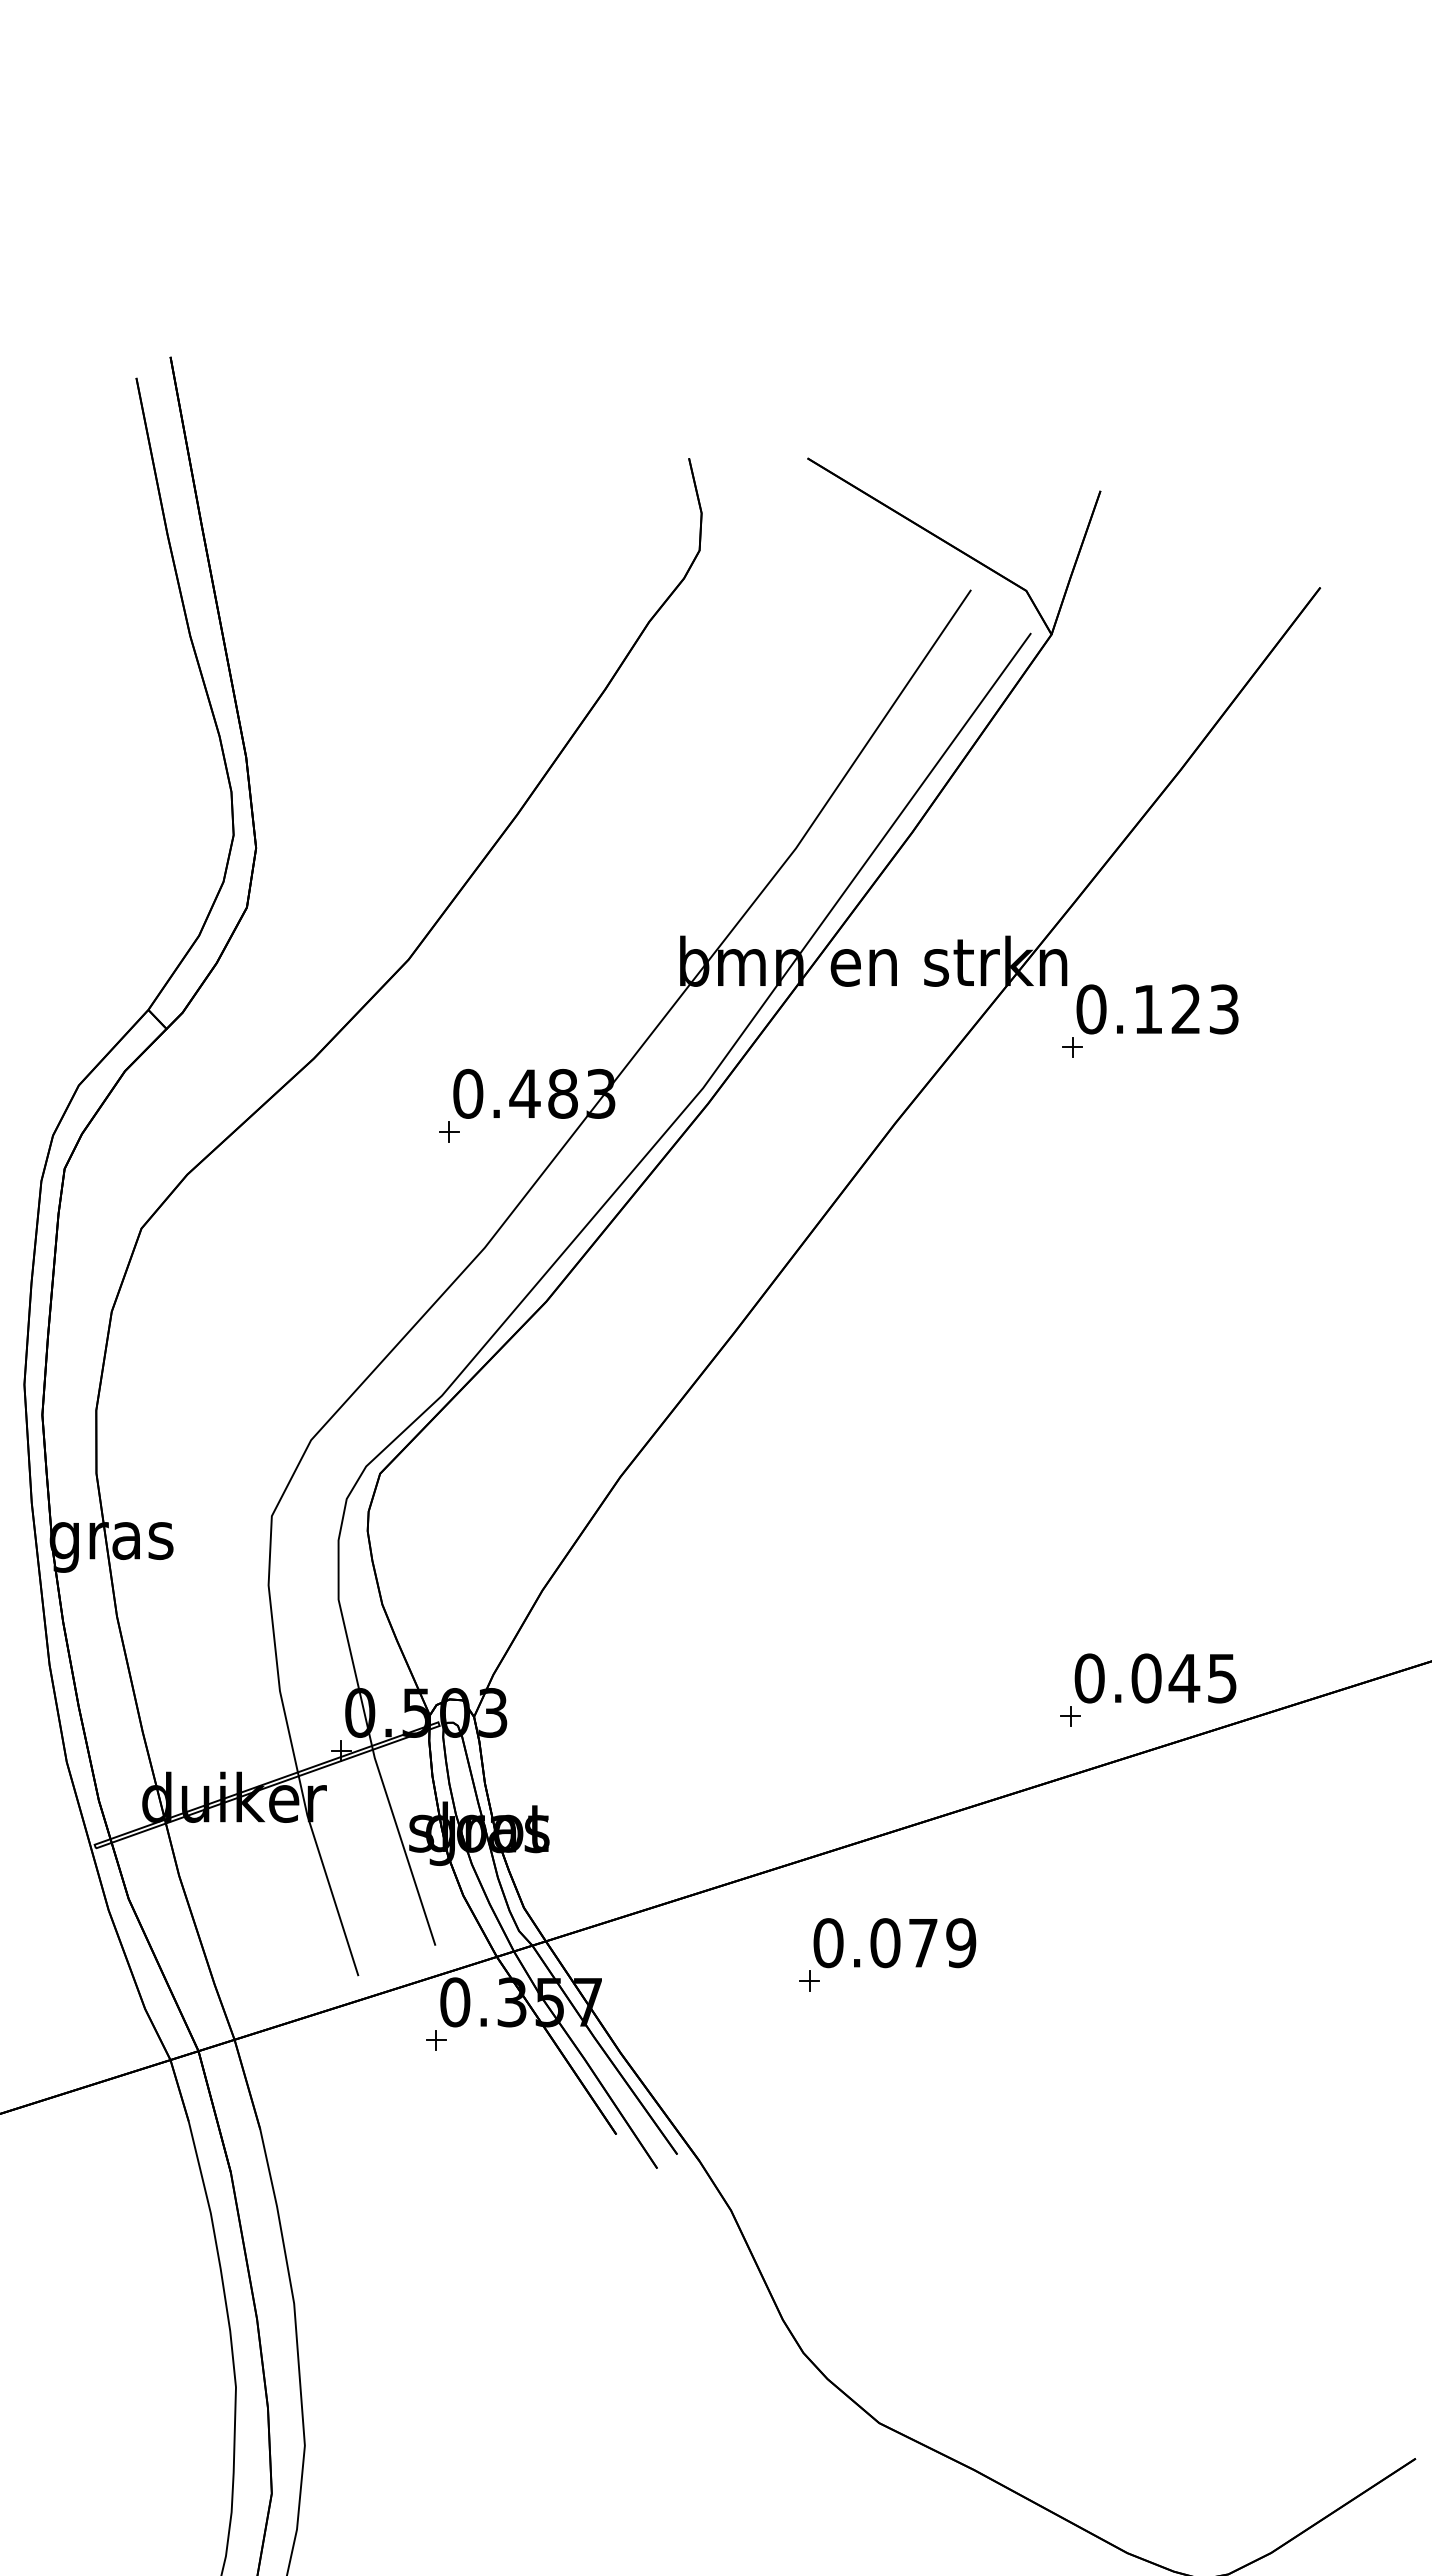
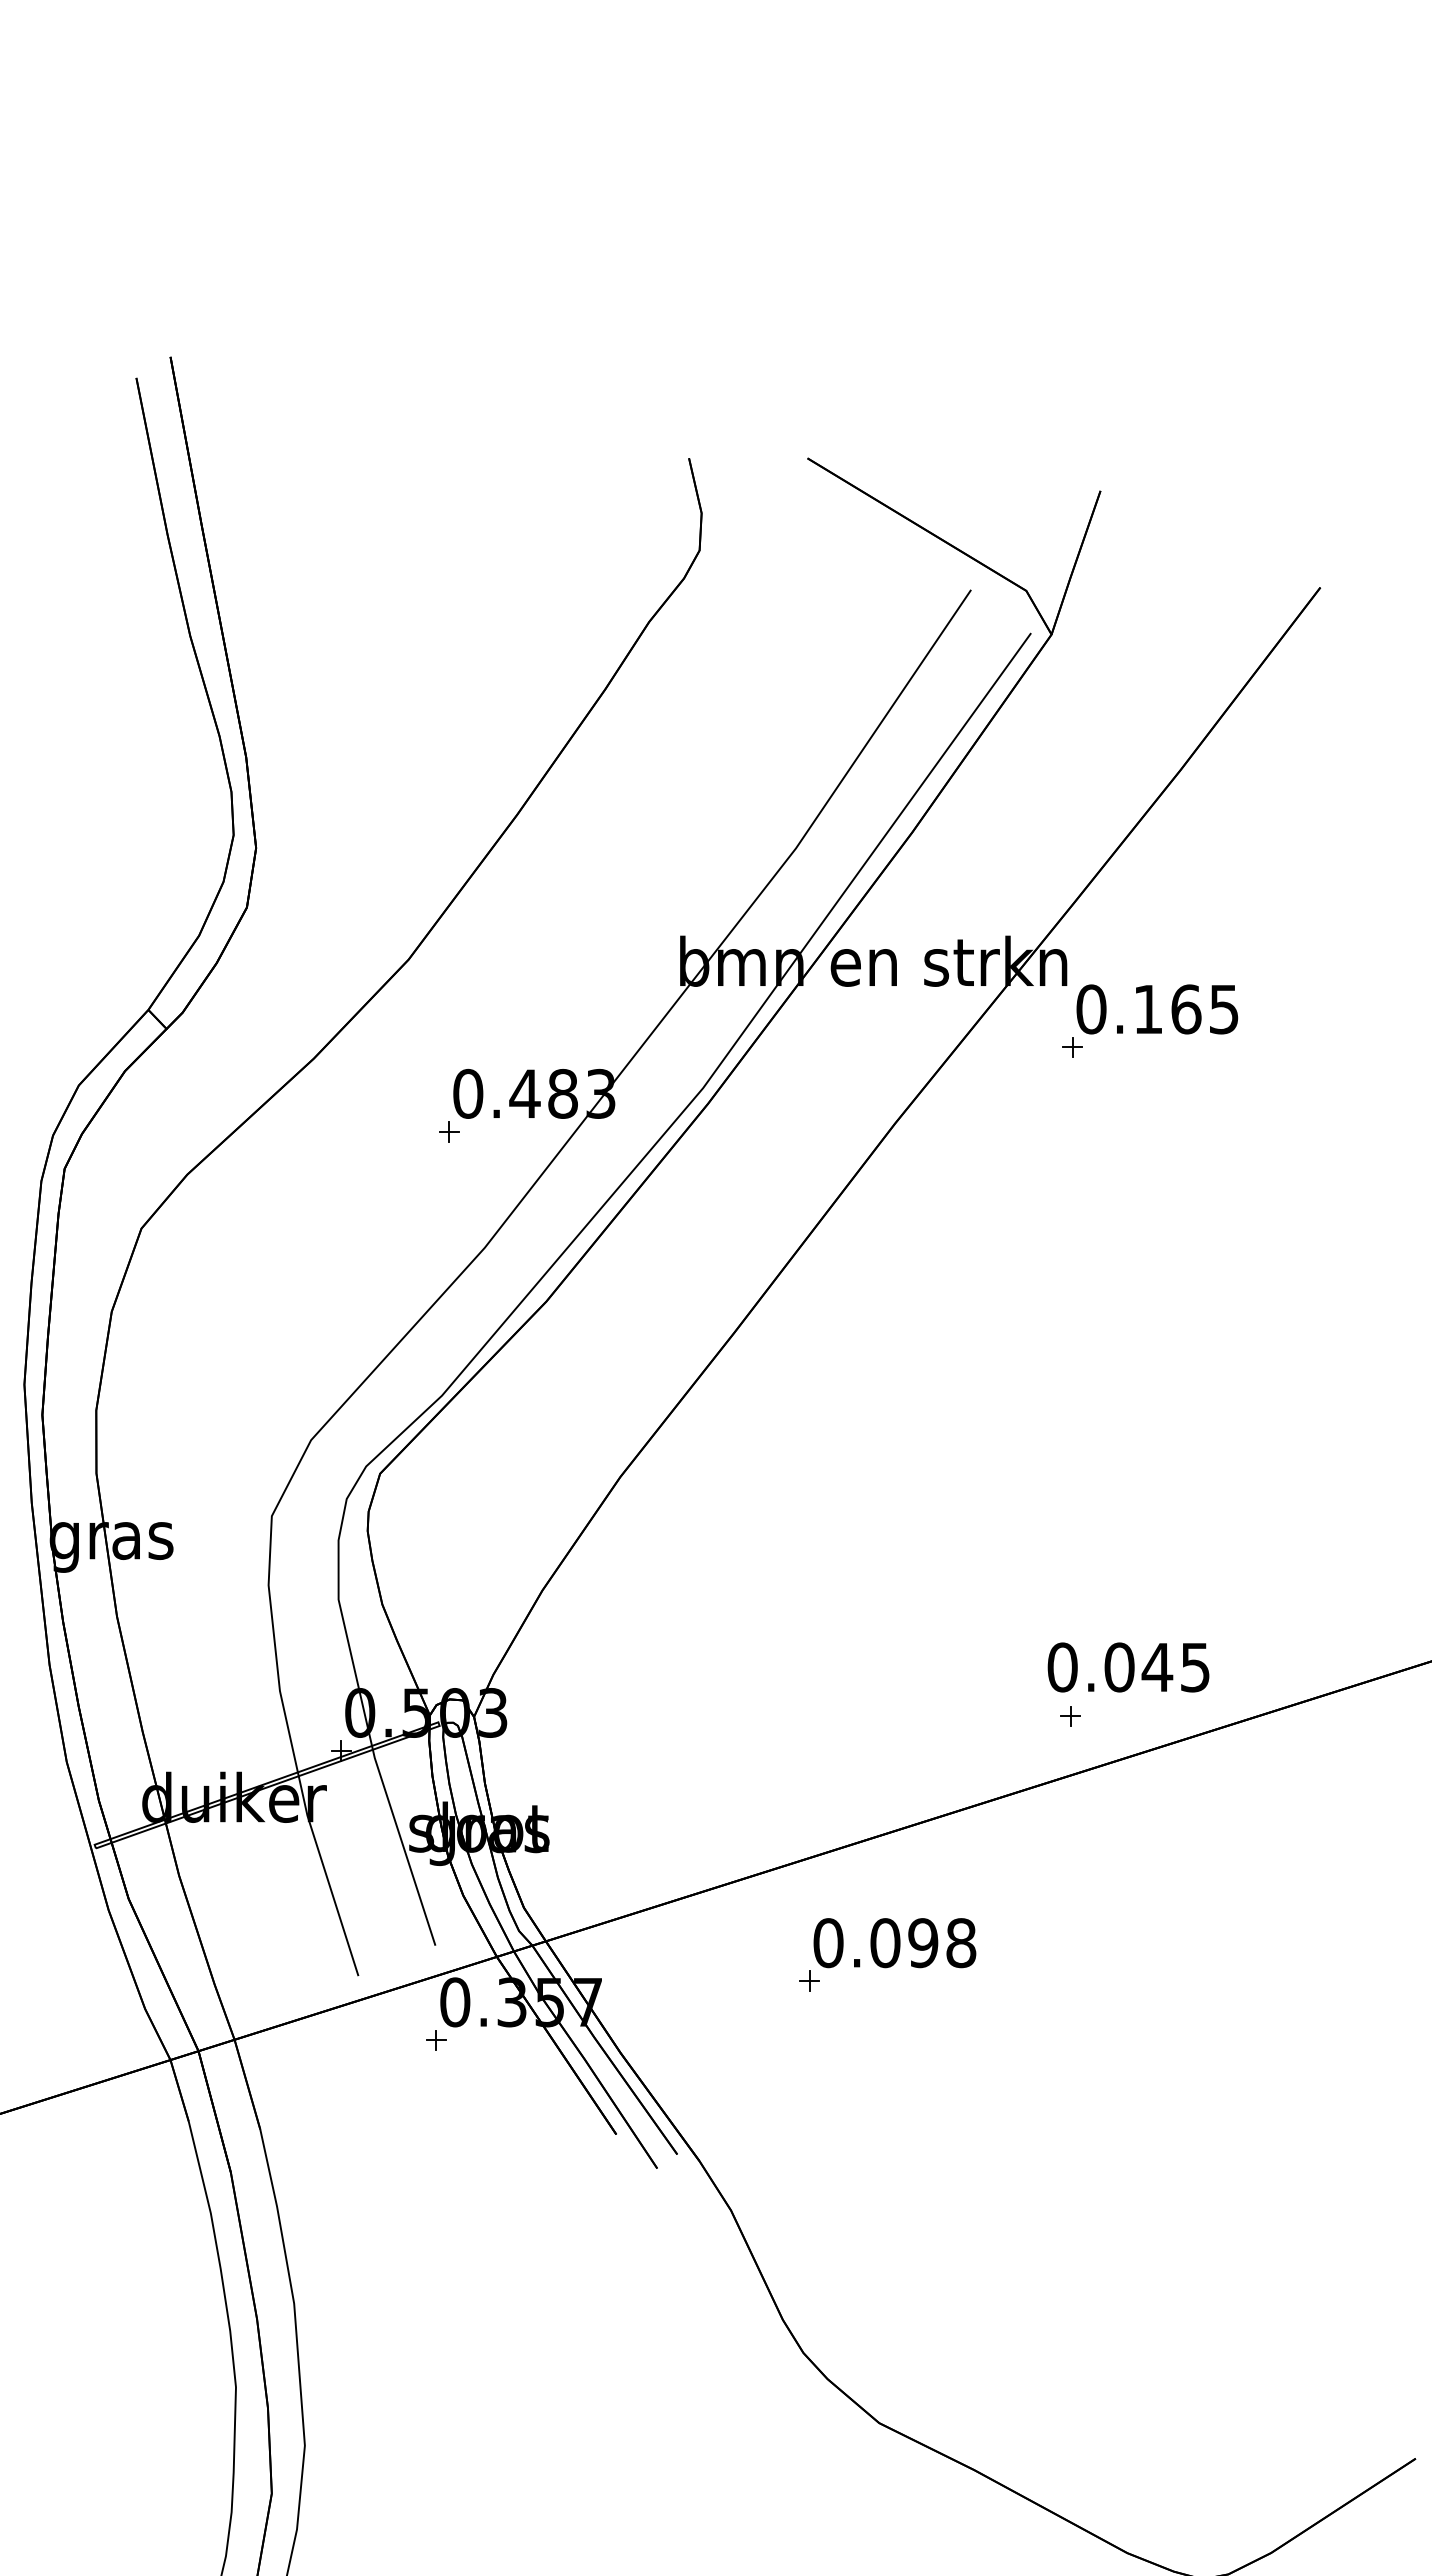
text: 0.123 -> 0.165 (1204, 1009)
text position: (1155, 1678) -> (1128, 1667) (1128, 1667)
text: 0.079 -> 0.098 (942, 1943)
